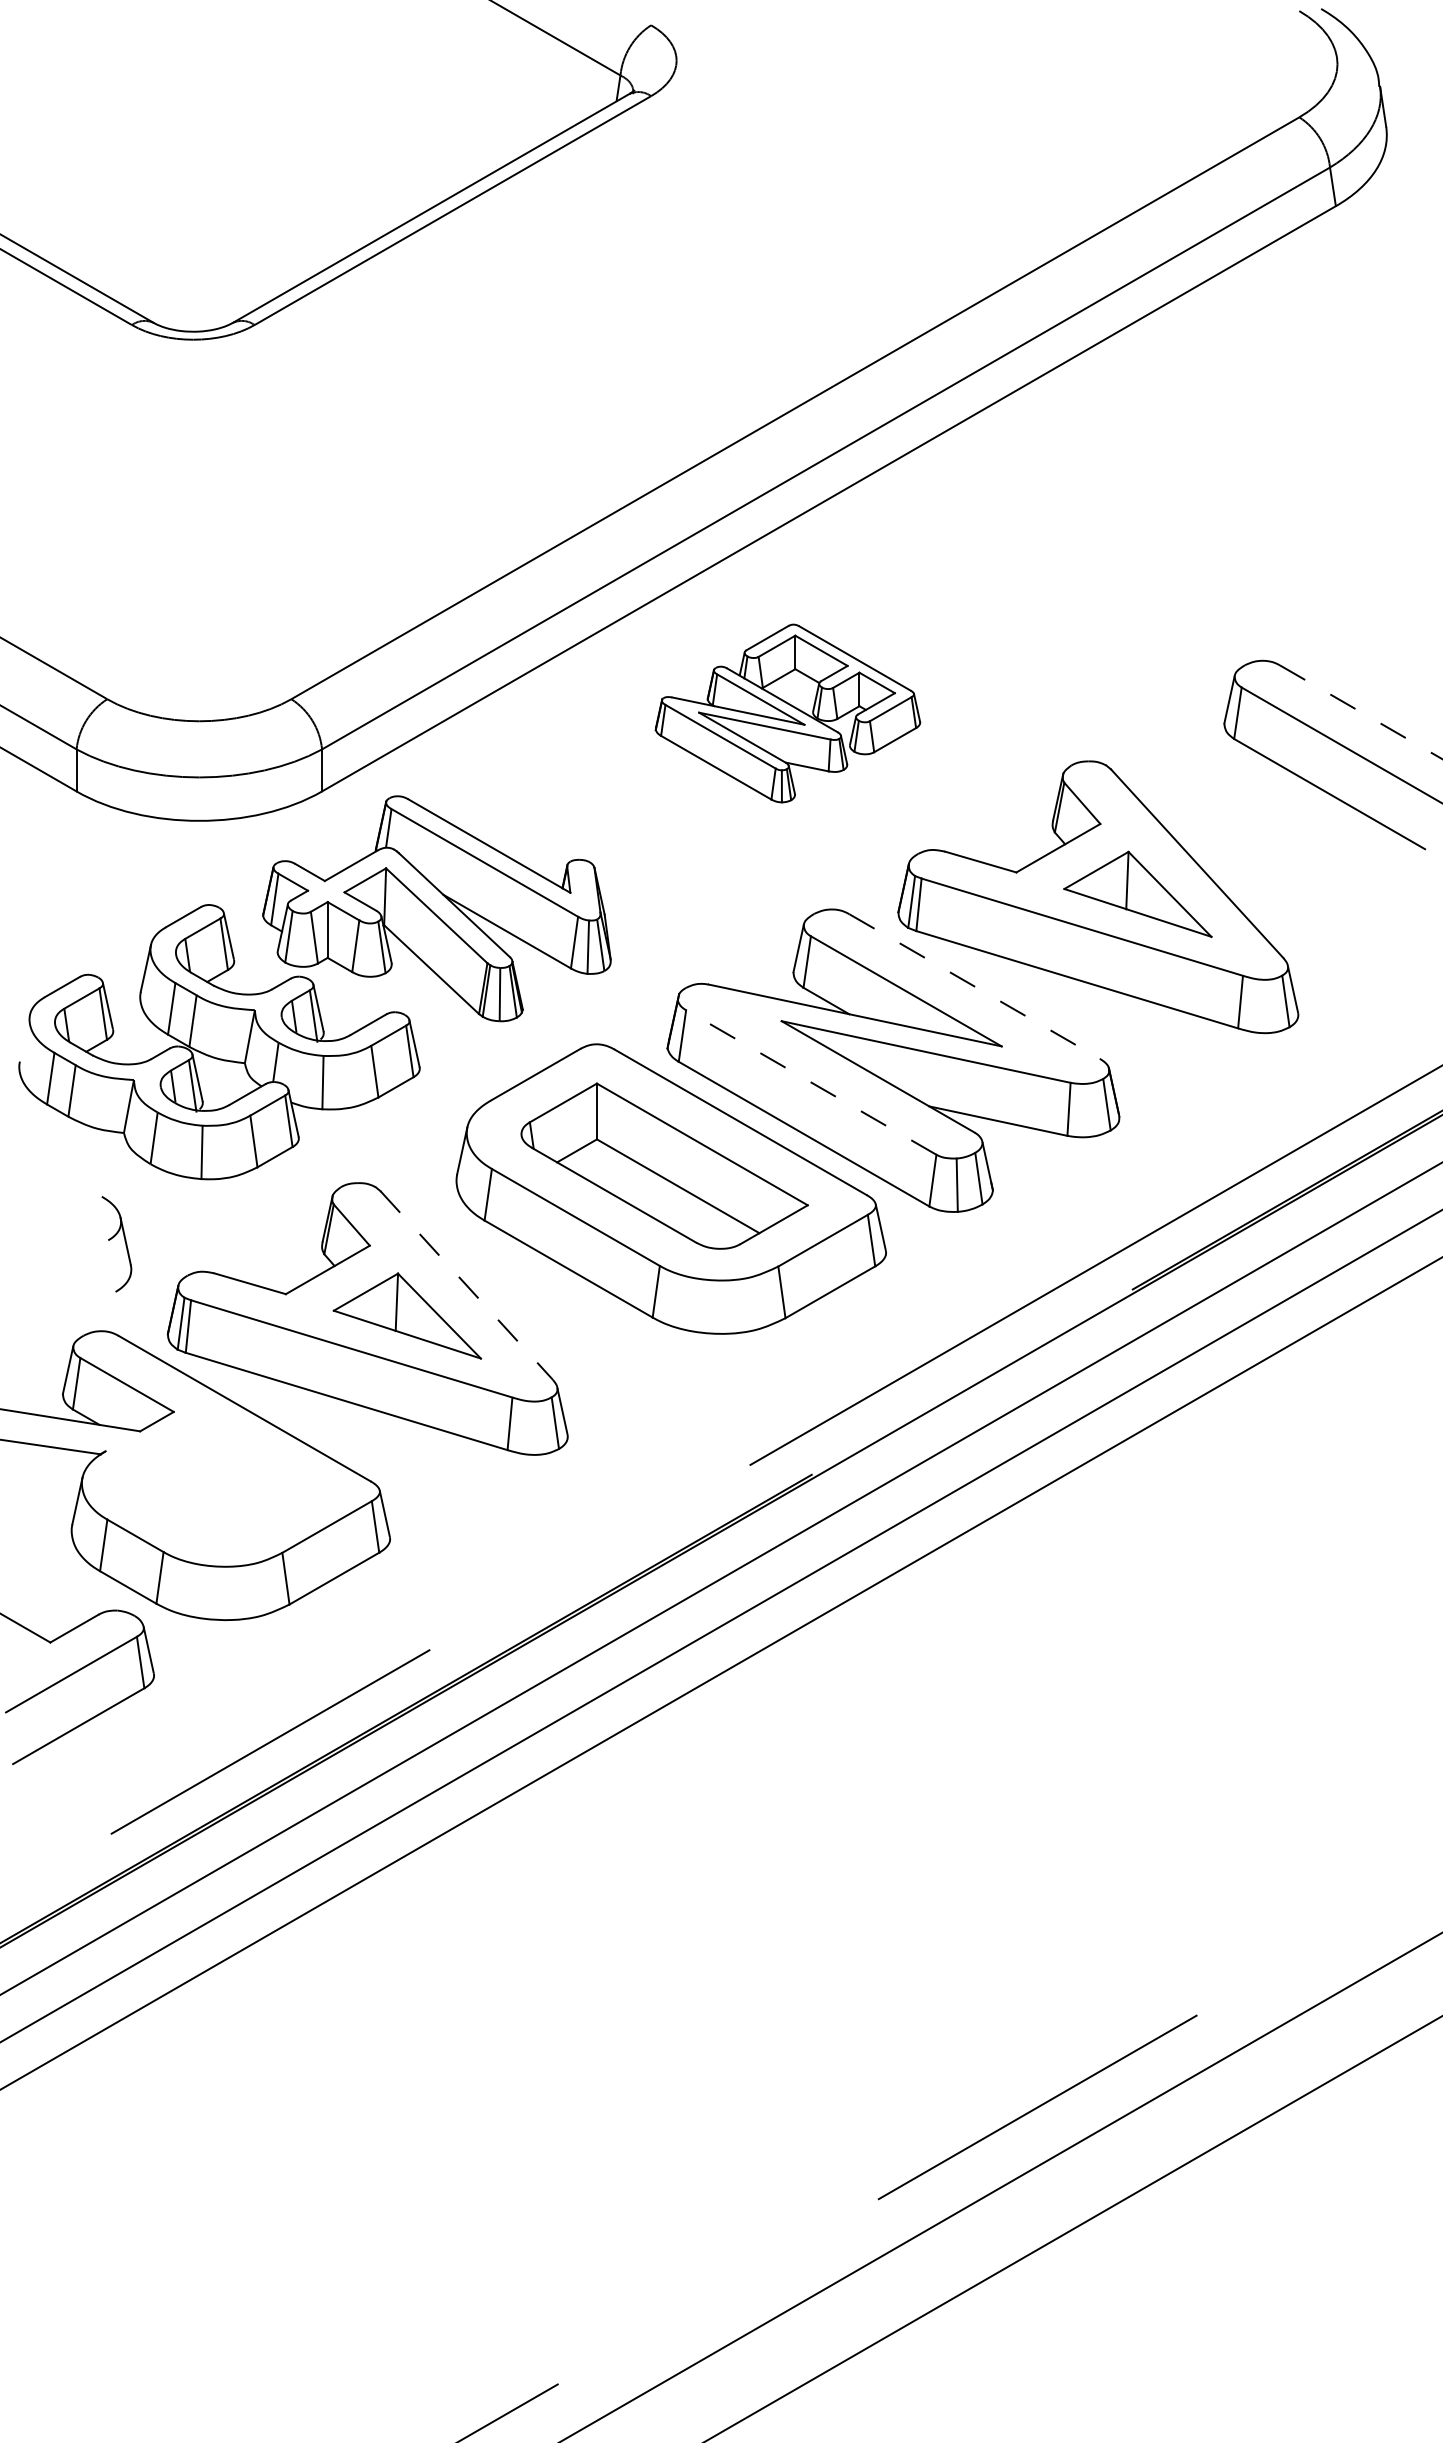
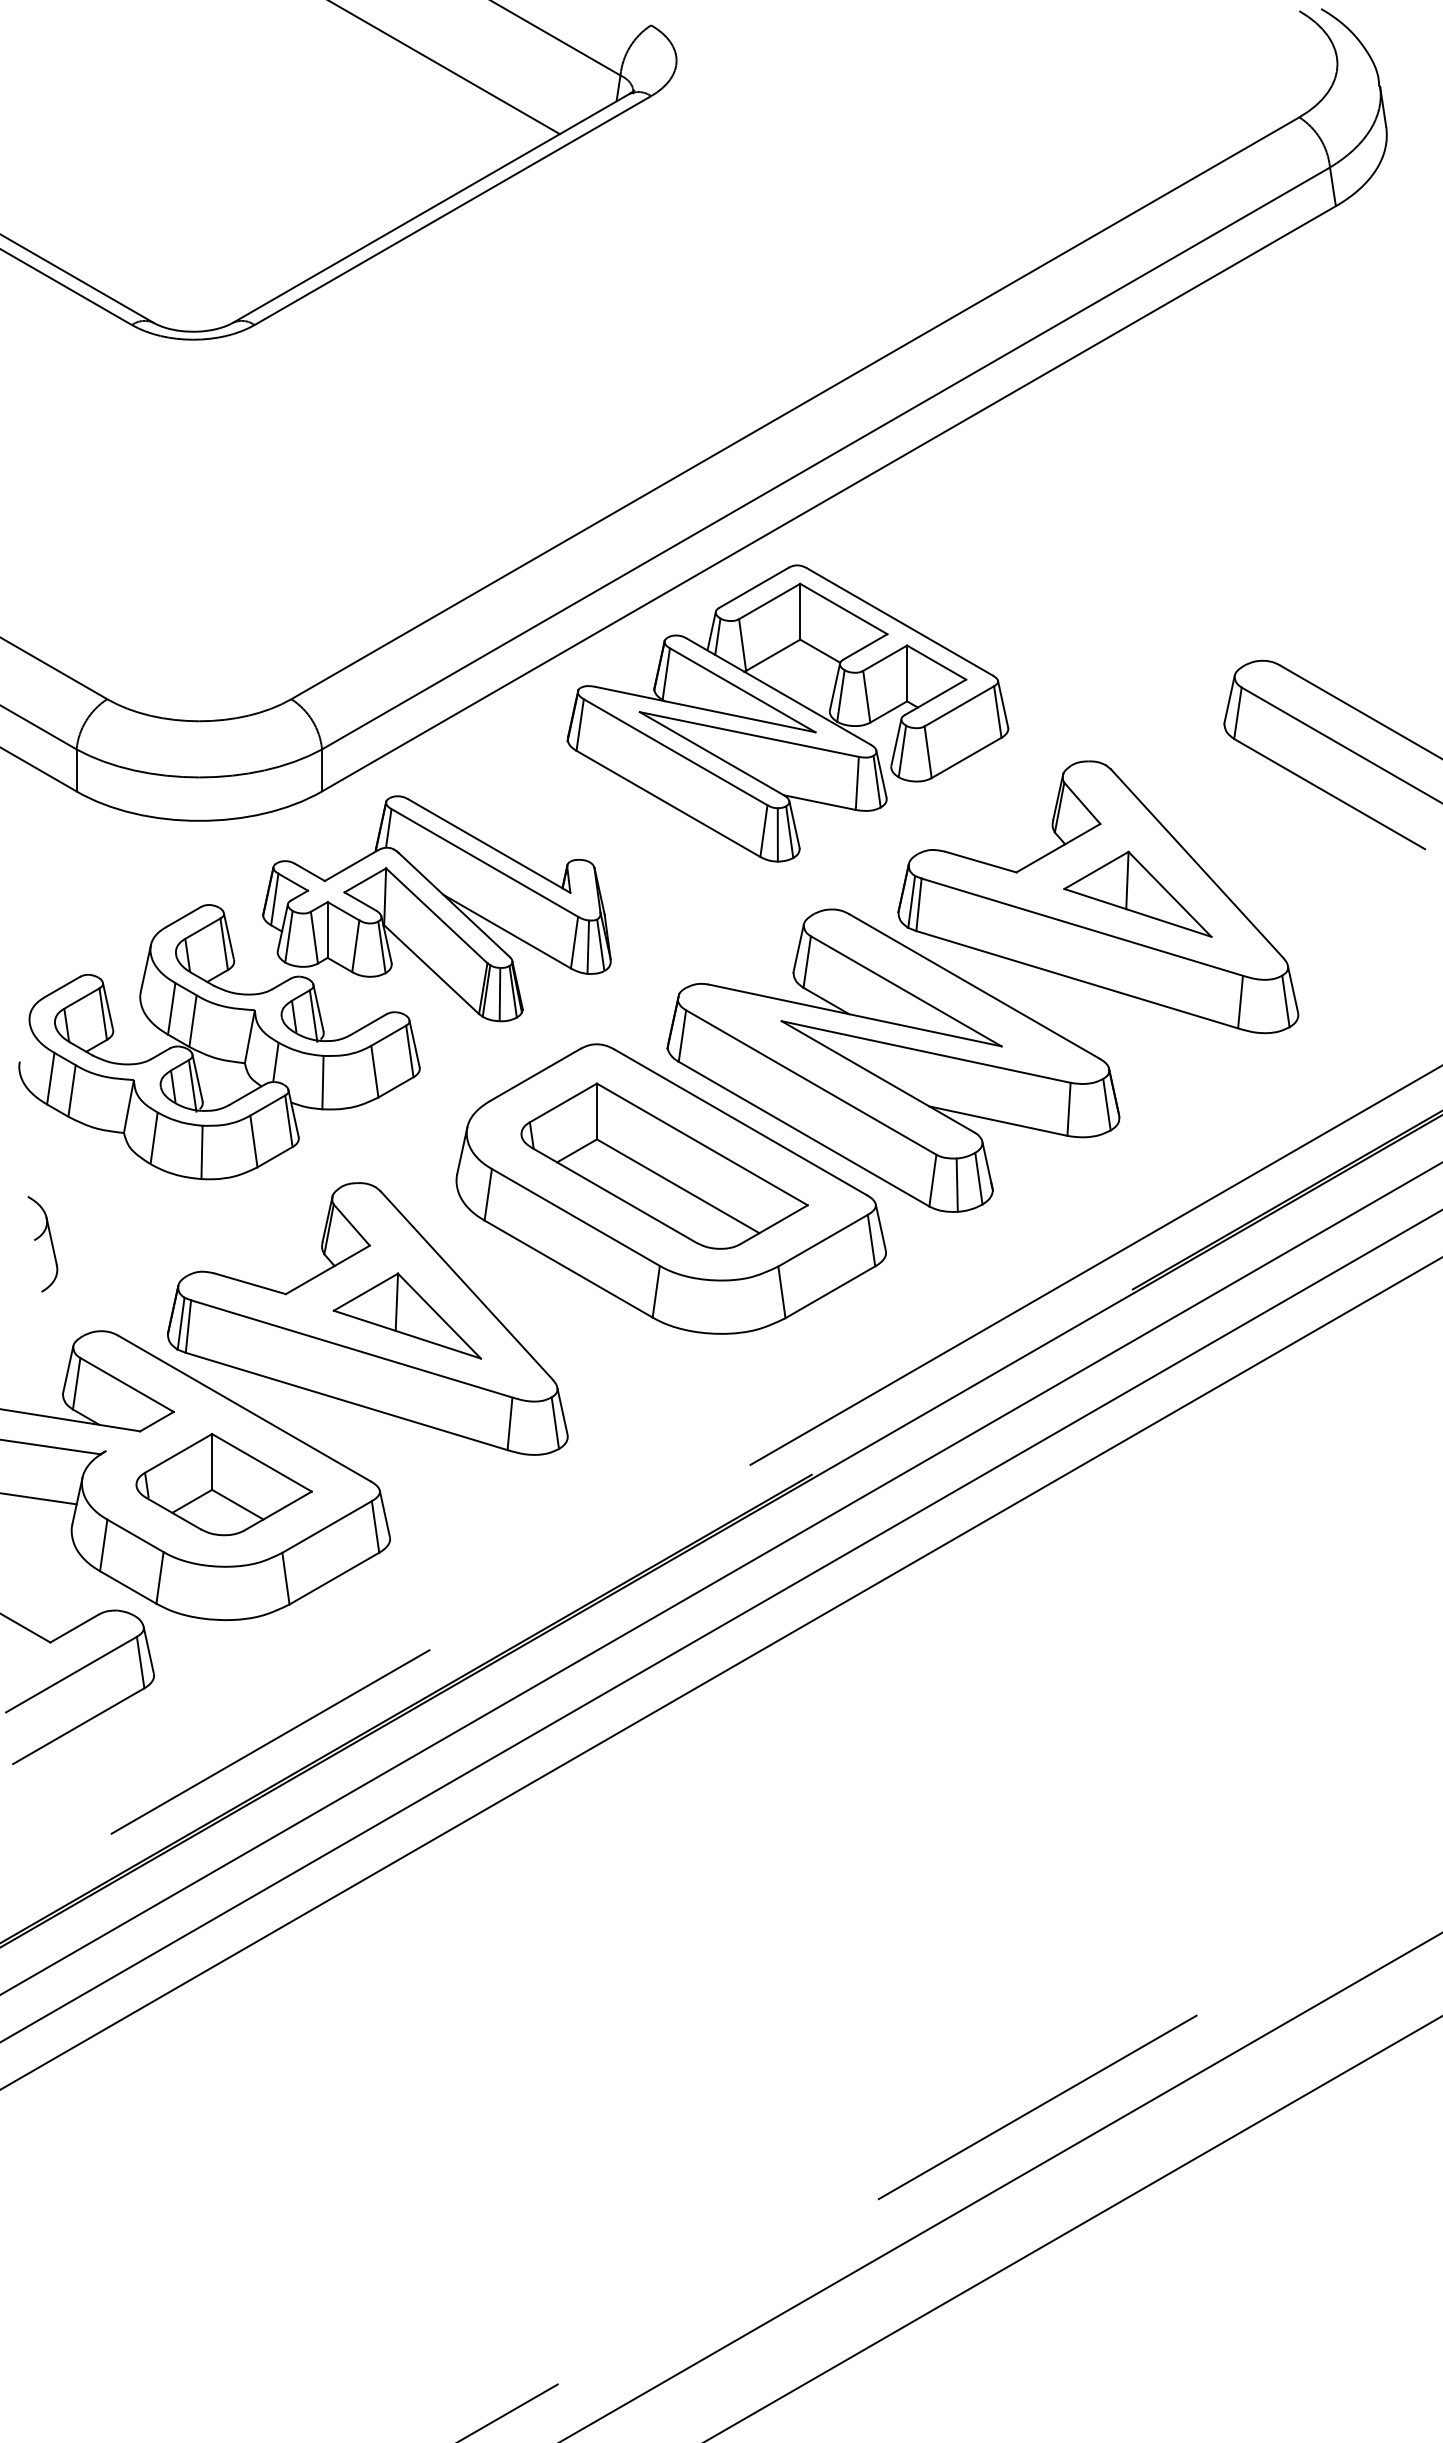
line: none -> present (445, 68)
line: dashed -> solid (1361, 712)
part size: 268x181 px -> 444x299 px (787, 713)
line: dashed -> solid (974, 986)
line: dashed -> solid (810, 1082)
part position: (113, 1238) -> (39, 1238) (39, 1238)
line: dashed -> solid (466, 1285)
part: none -> present (223, 1484)
line: none -> present (39, 1498)
